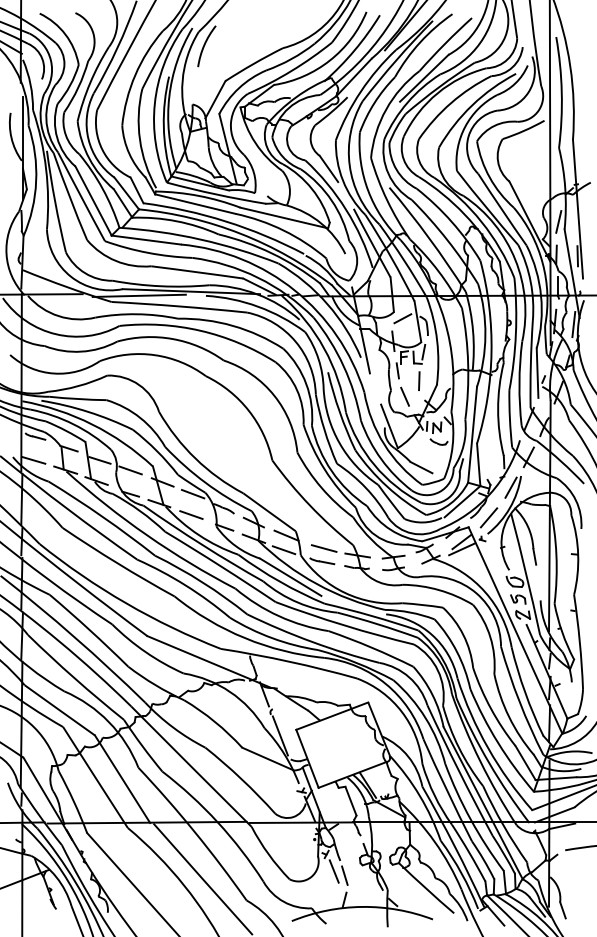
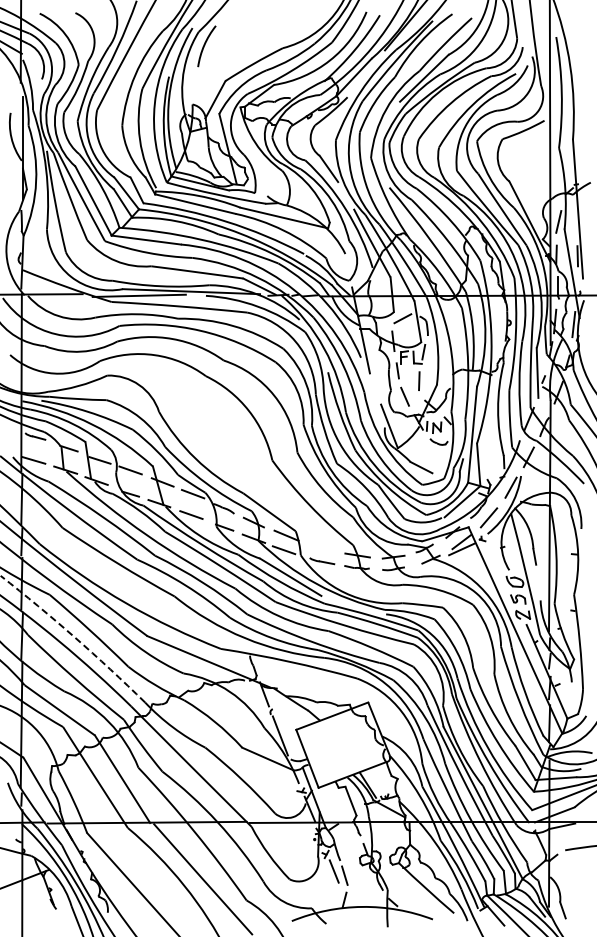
line: present -> none (323, 548)
arc: solid -> dashed (74, 637)
